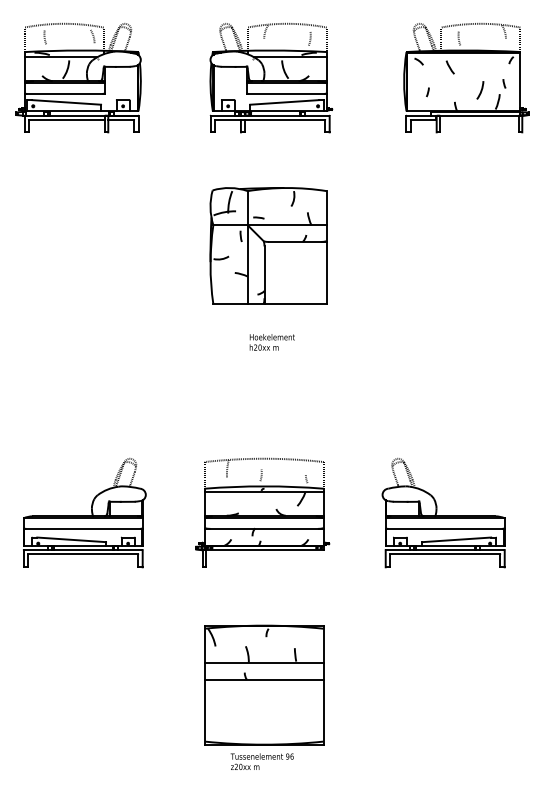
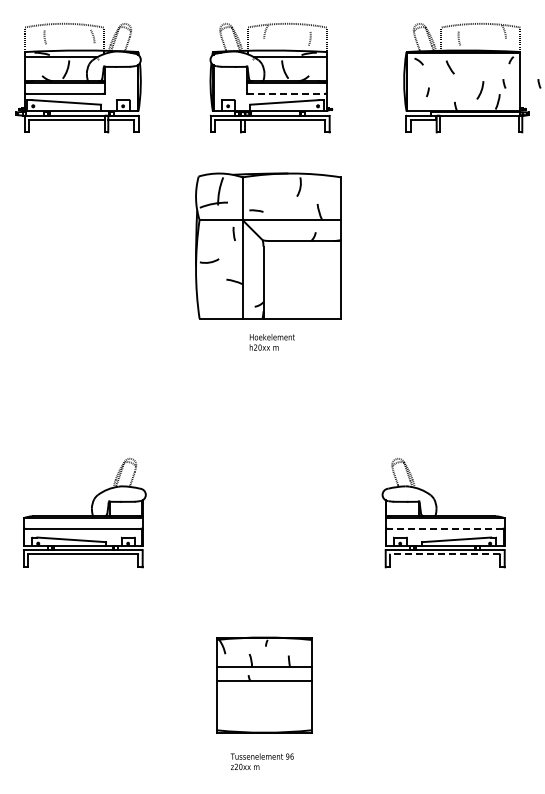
arc: none -> present (539, 83)
line: solid -> dashed (287, 93)
part size: 119x118 px -> 147x148 px (268, 245)
part: present -> none (262, 512)
line: solid -> dashed (445, 528)
line: solid -> dashed (445, 554)
part size: 121x122 px -> 97x98 px (264, 684)
